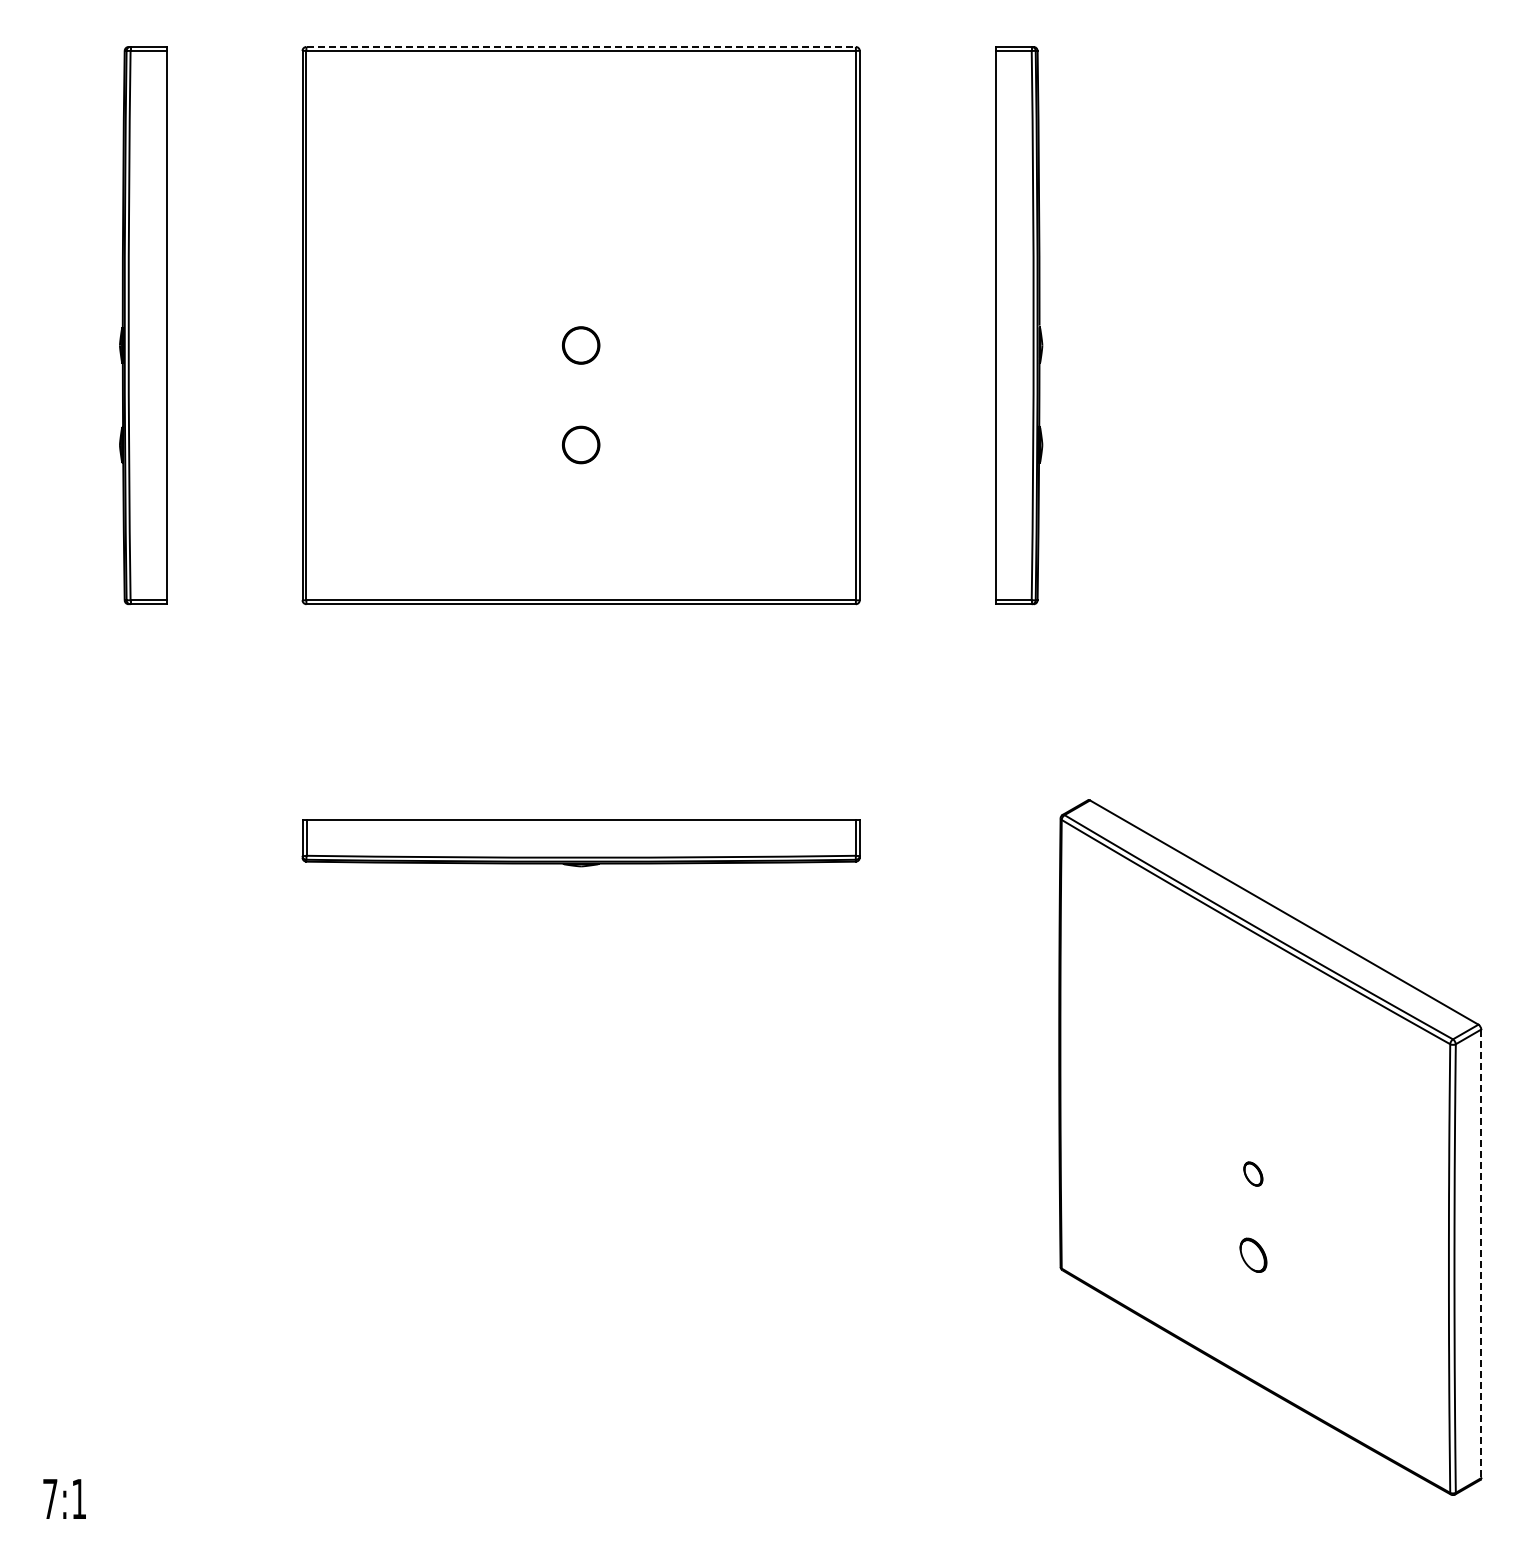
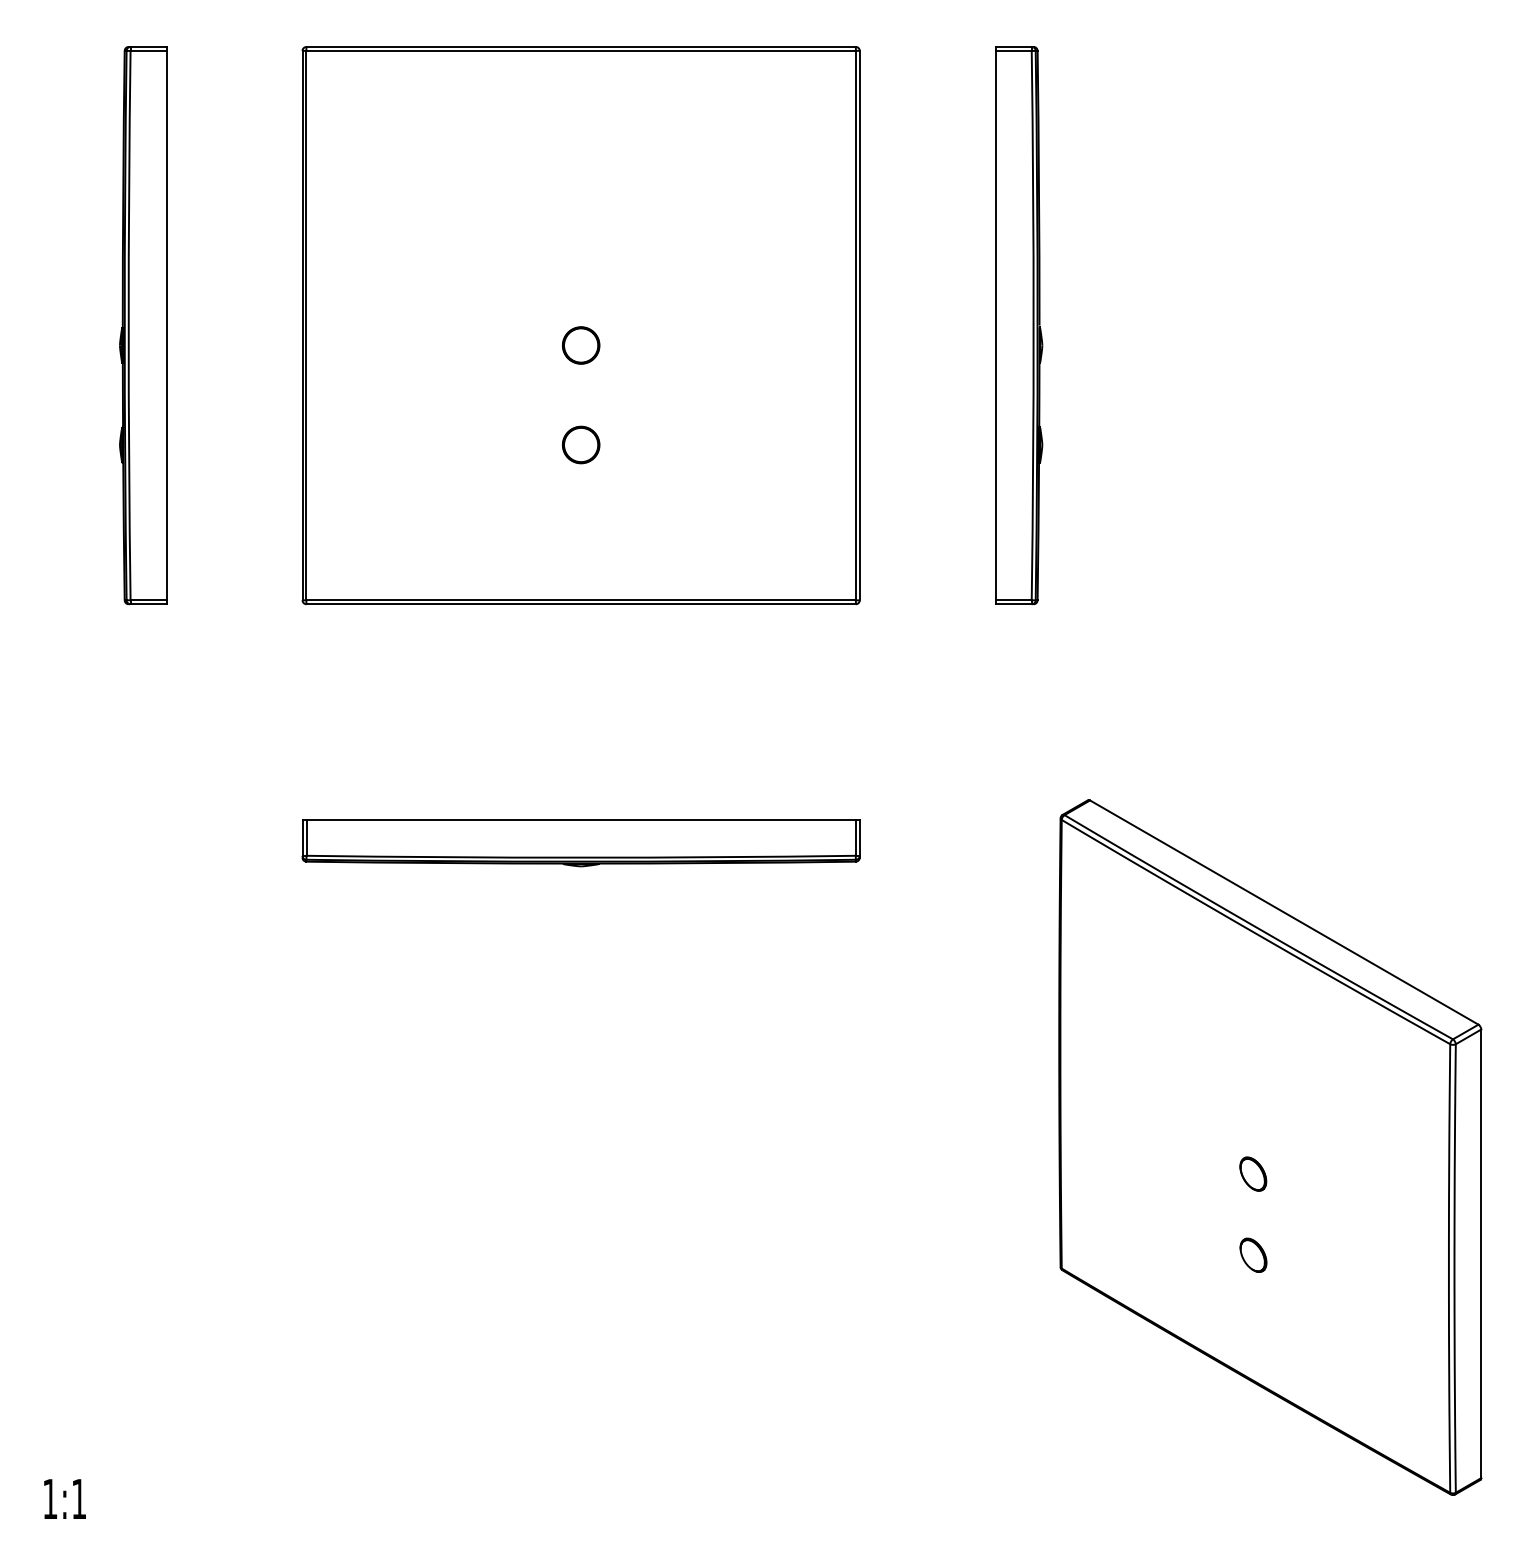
line: dashed -> solid (581, 46)
part size: 21x26 px -> 29x36 px (1253, 1173)
line: dashed -> solid (1481, 1254)
text: 7:1 -> 1:1 (50, 1498)
